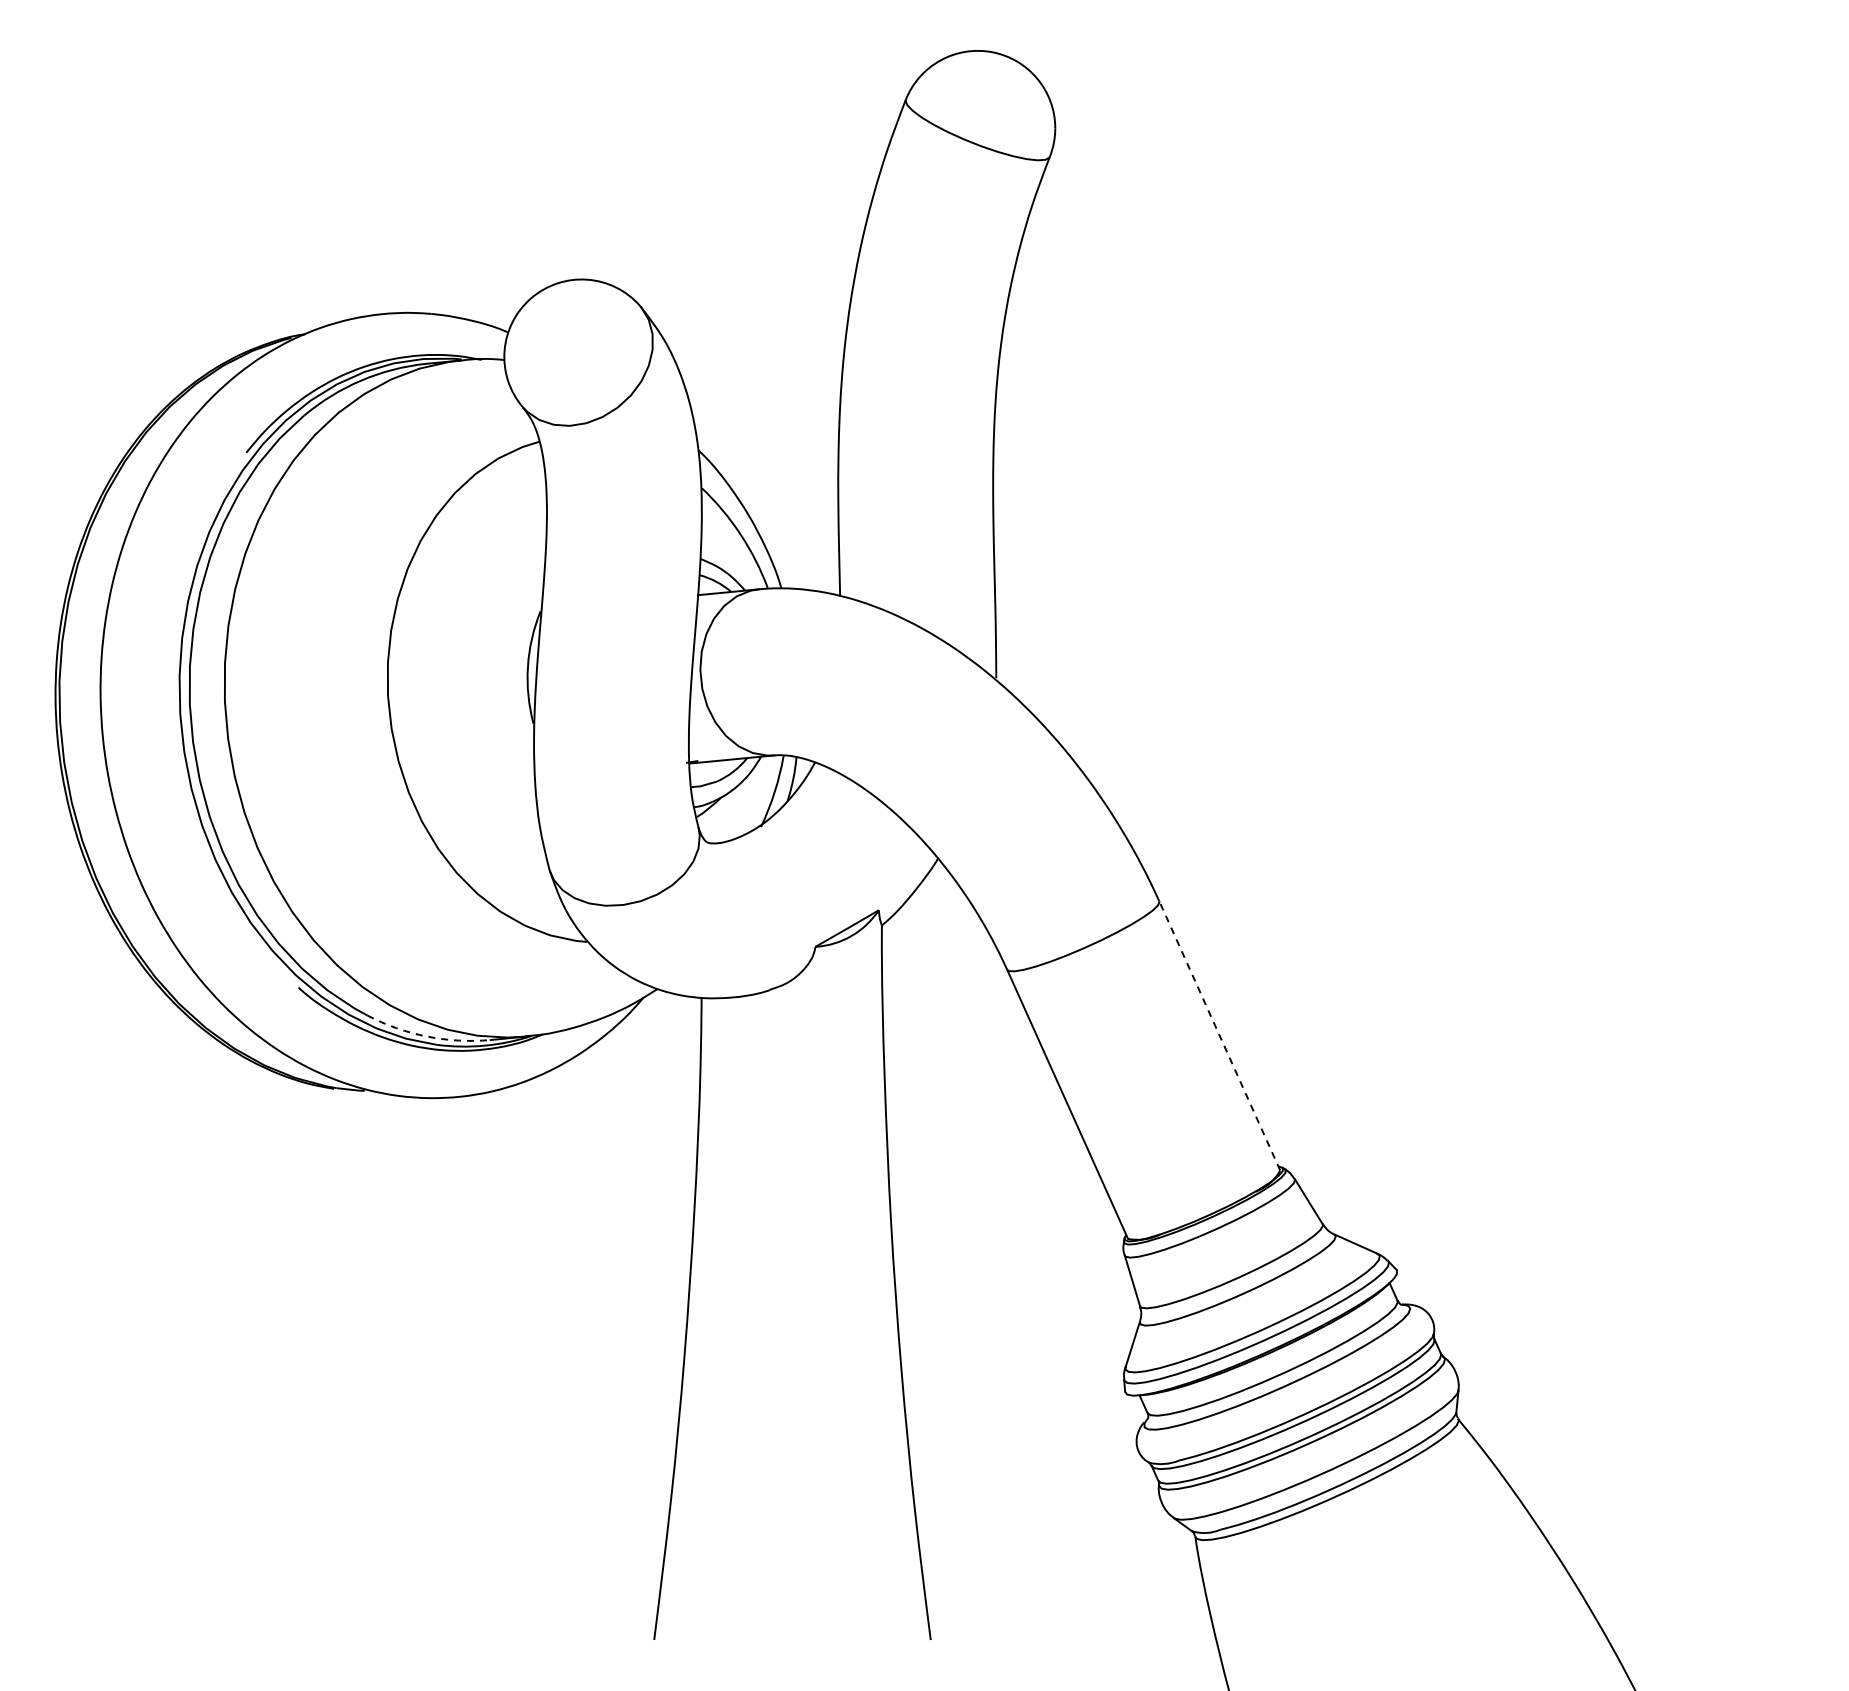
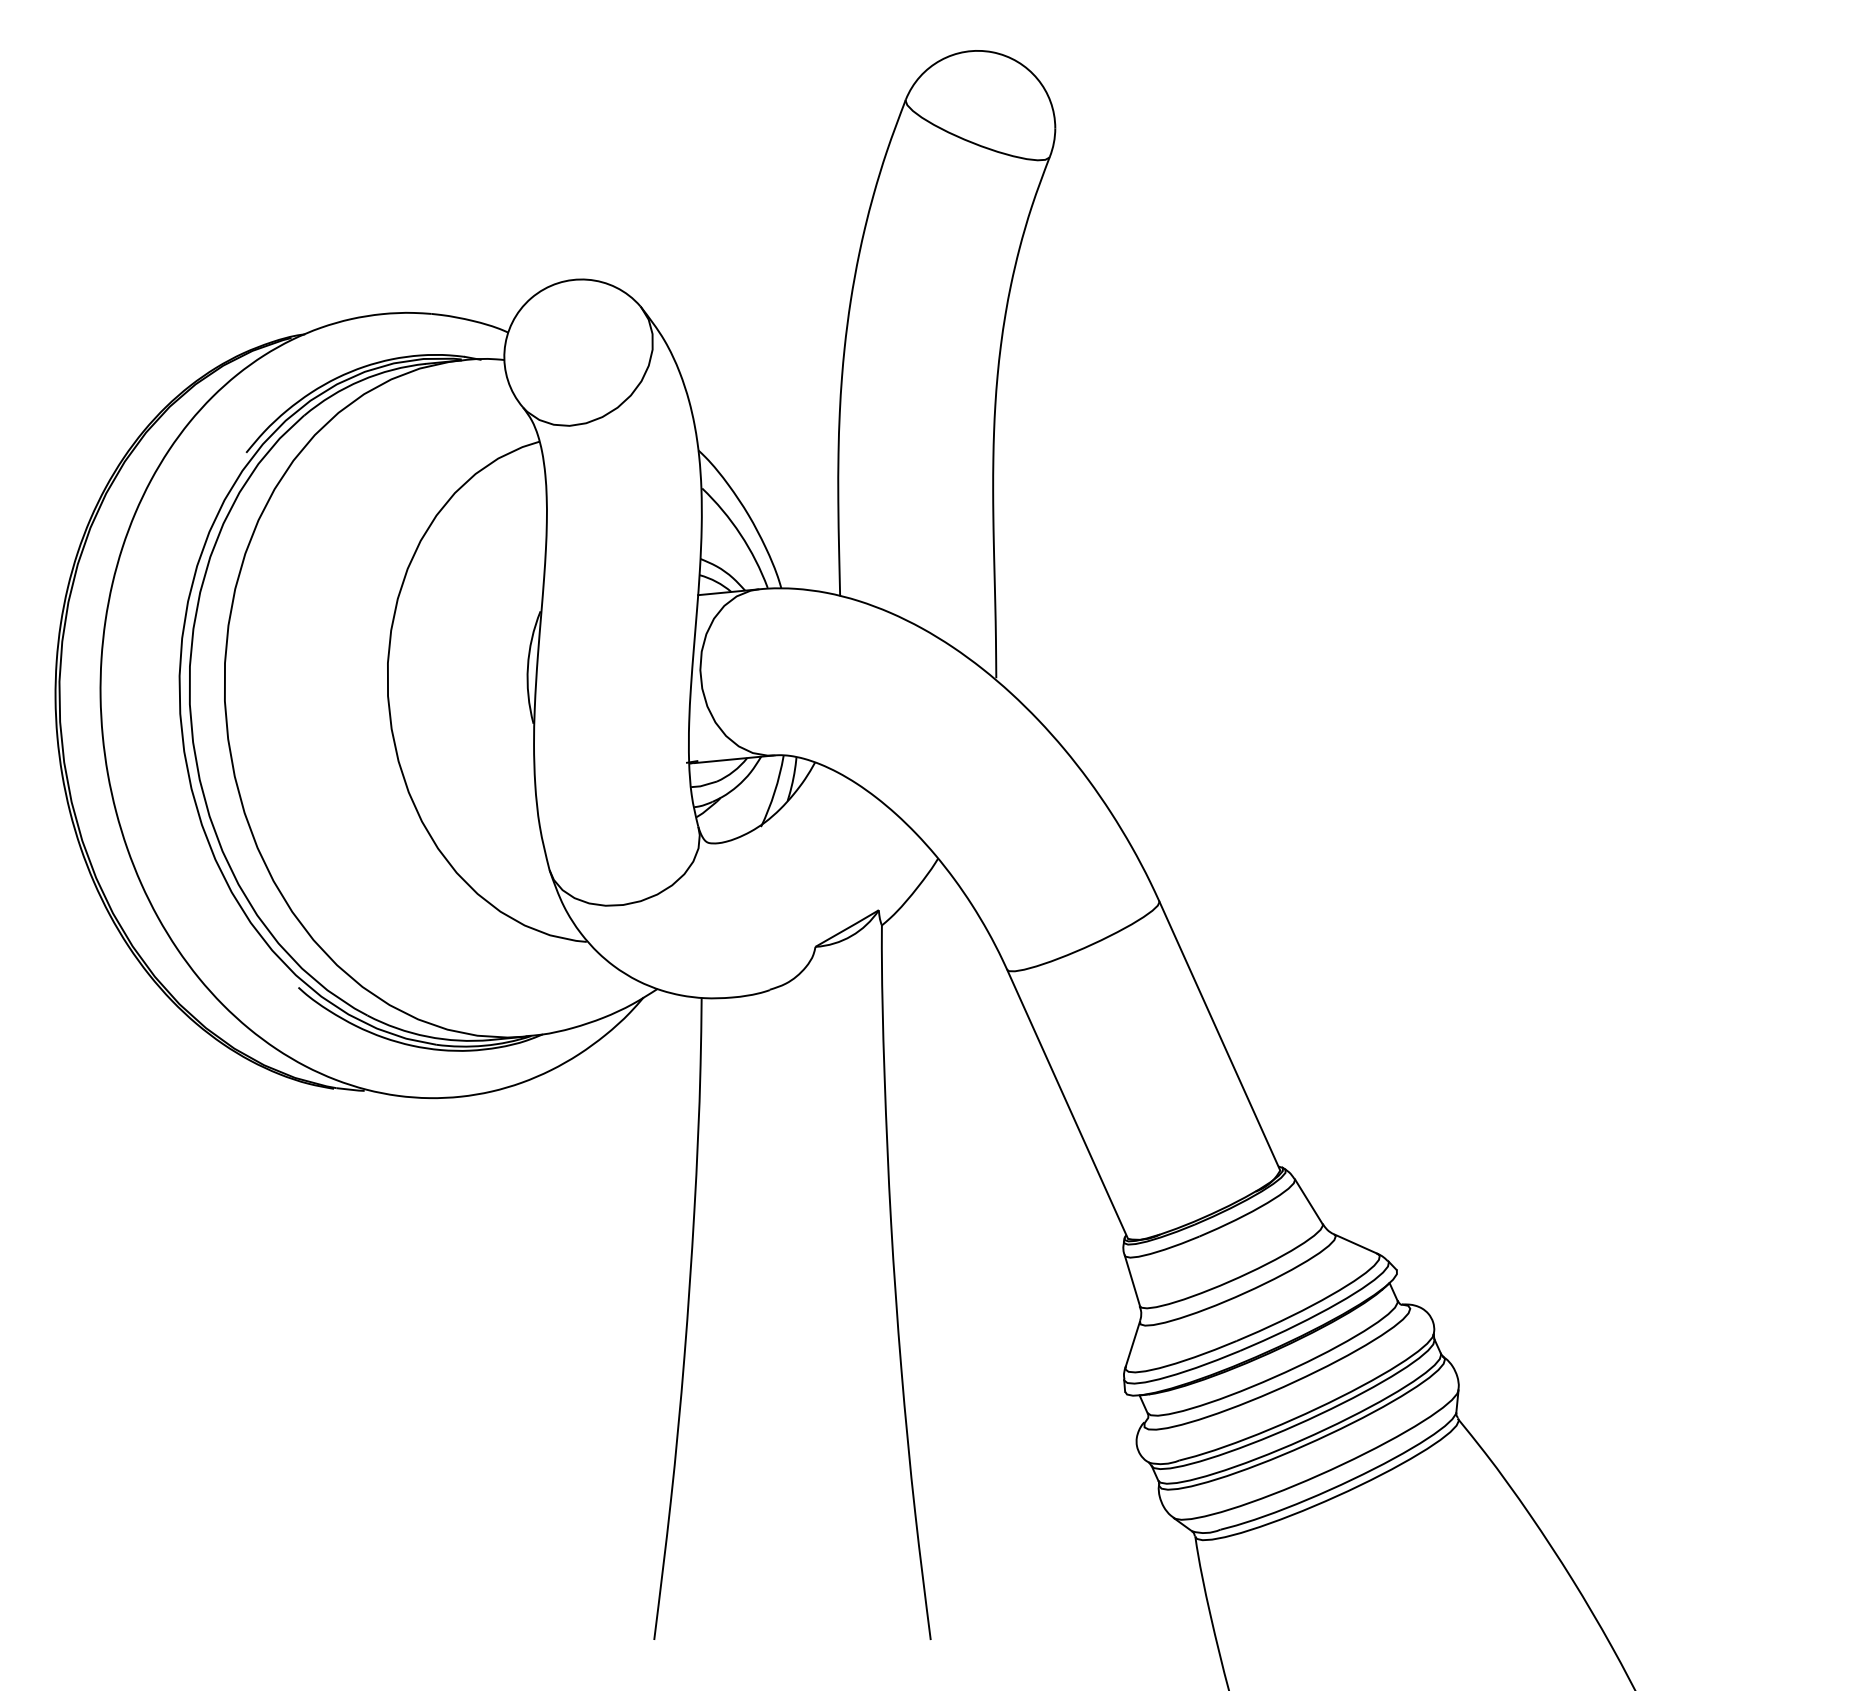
line: dashed -> solid (1219, 1035)
arc: dashed -> solid (427, 1036)
